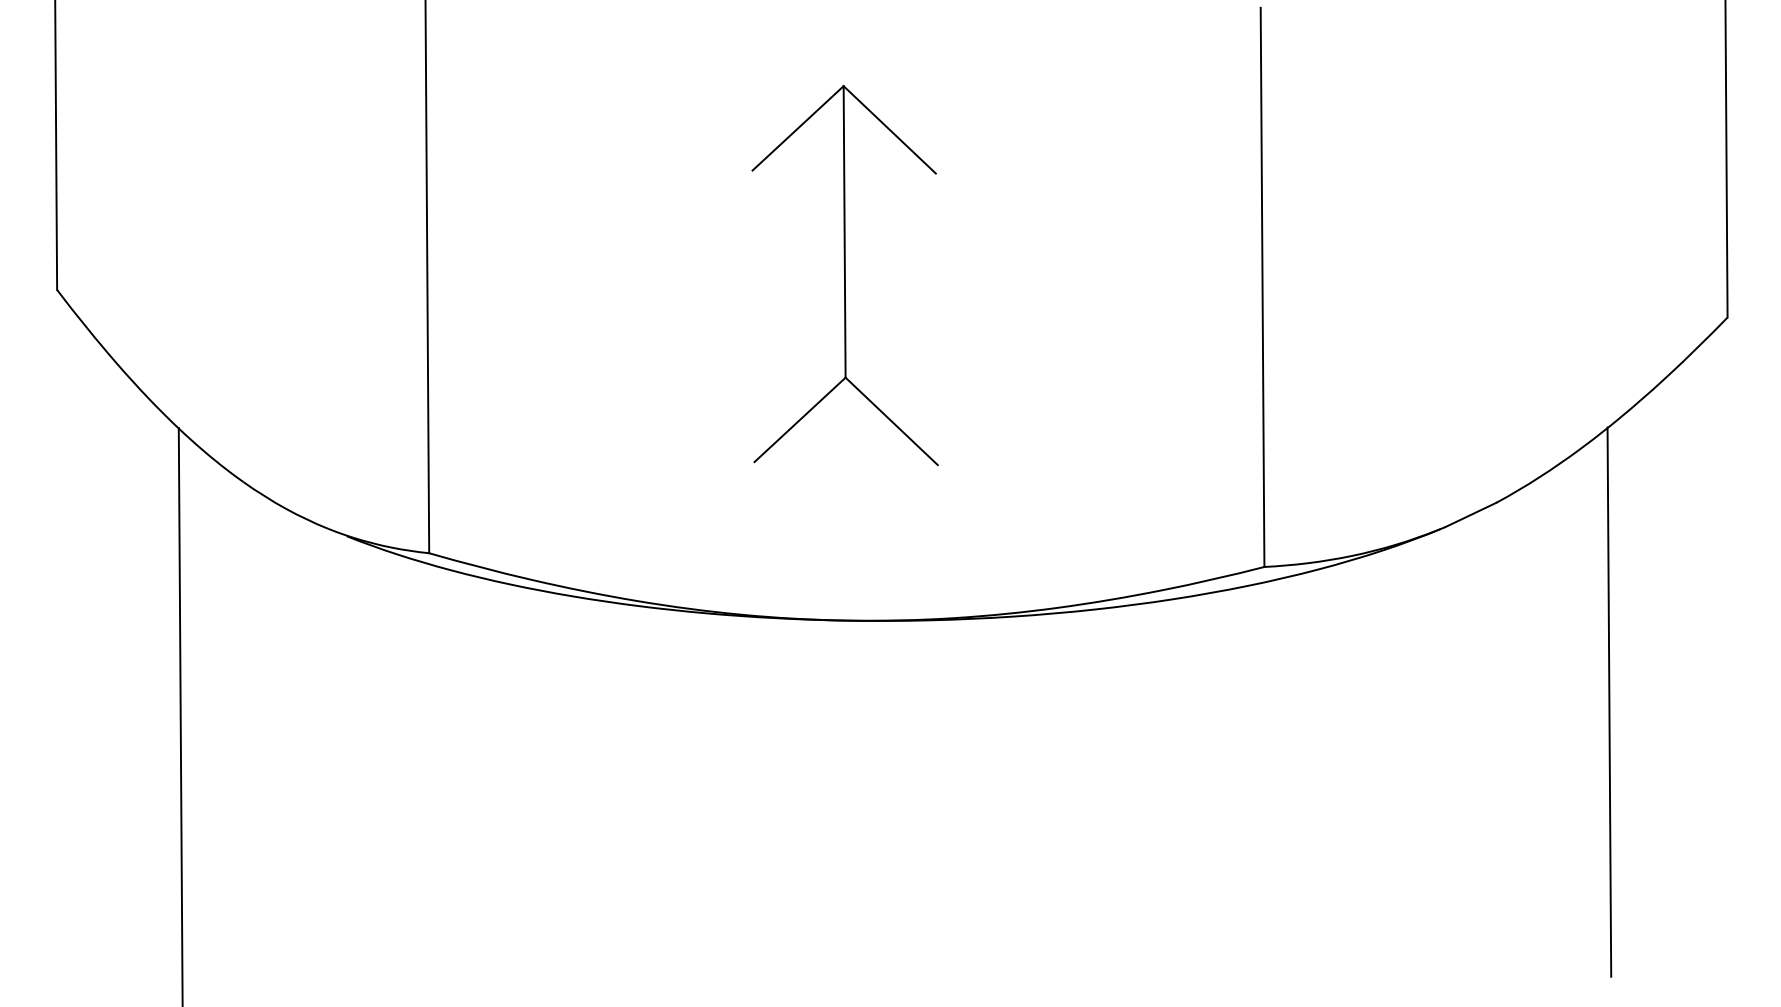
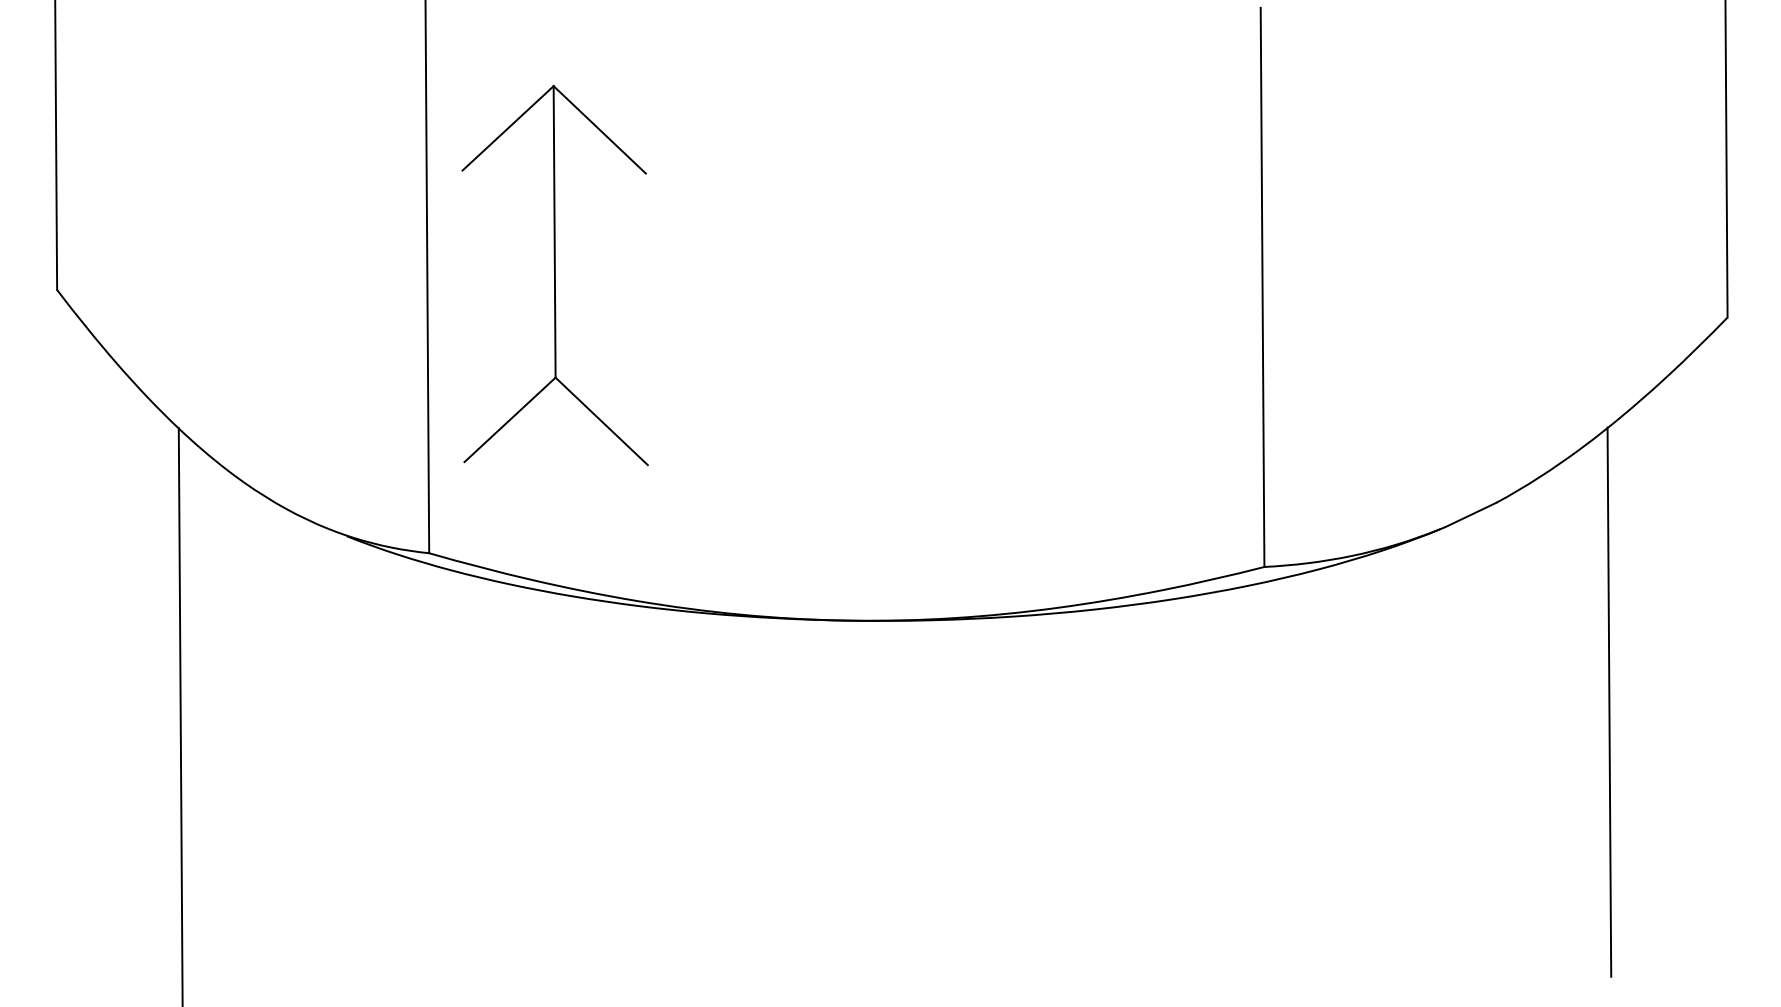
part position: (844, 275) -> (554, 275) (554, 275)
